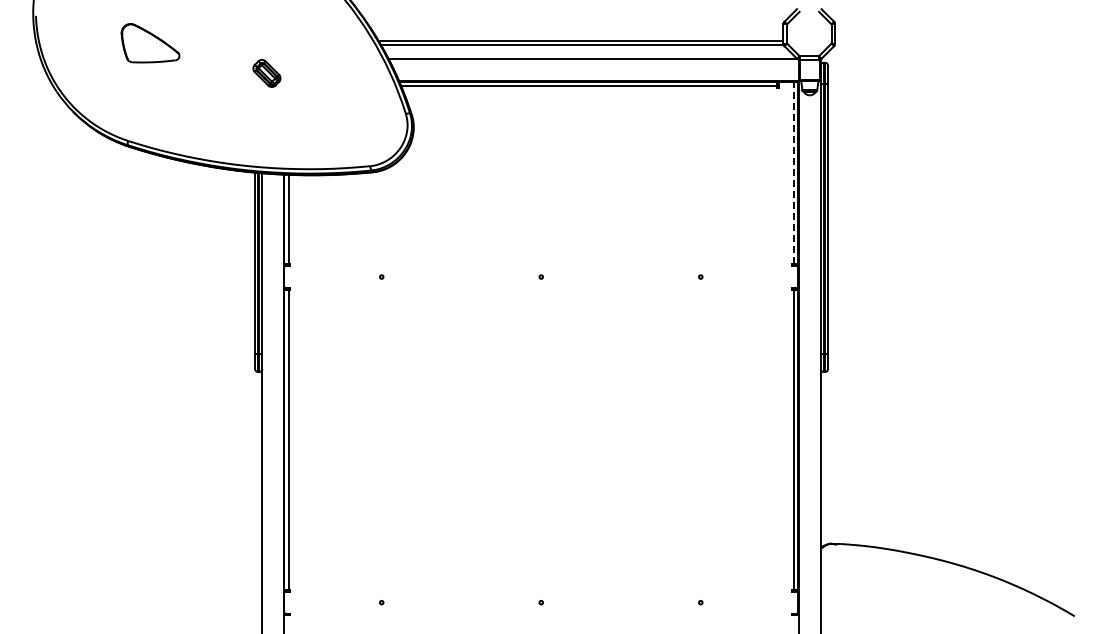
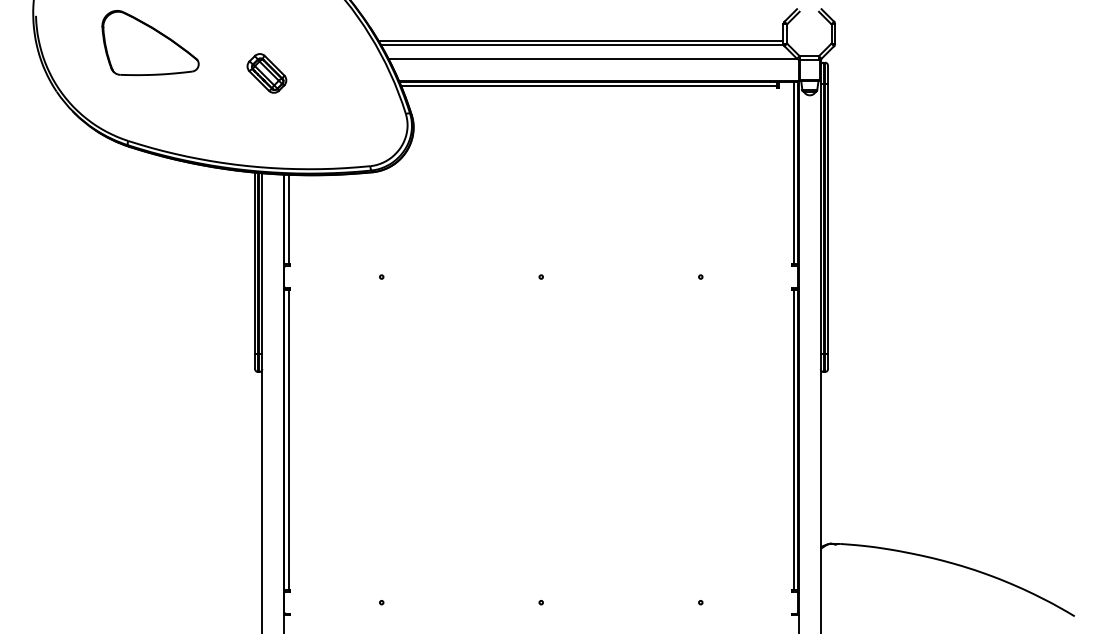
part size: 61x41 px -> 99x67 px (150, 43)
part size: 30x29 px -> 42x41 px (266, 73)
line: dashed -> solid (793, 172)
